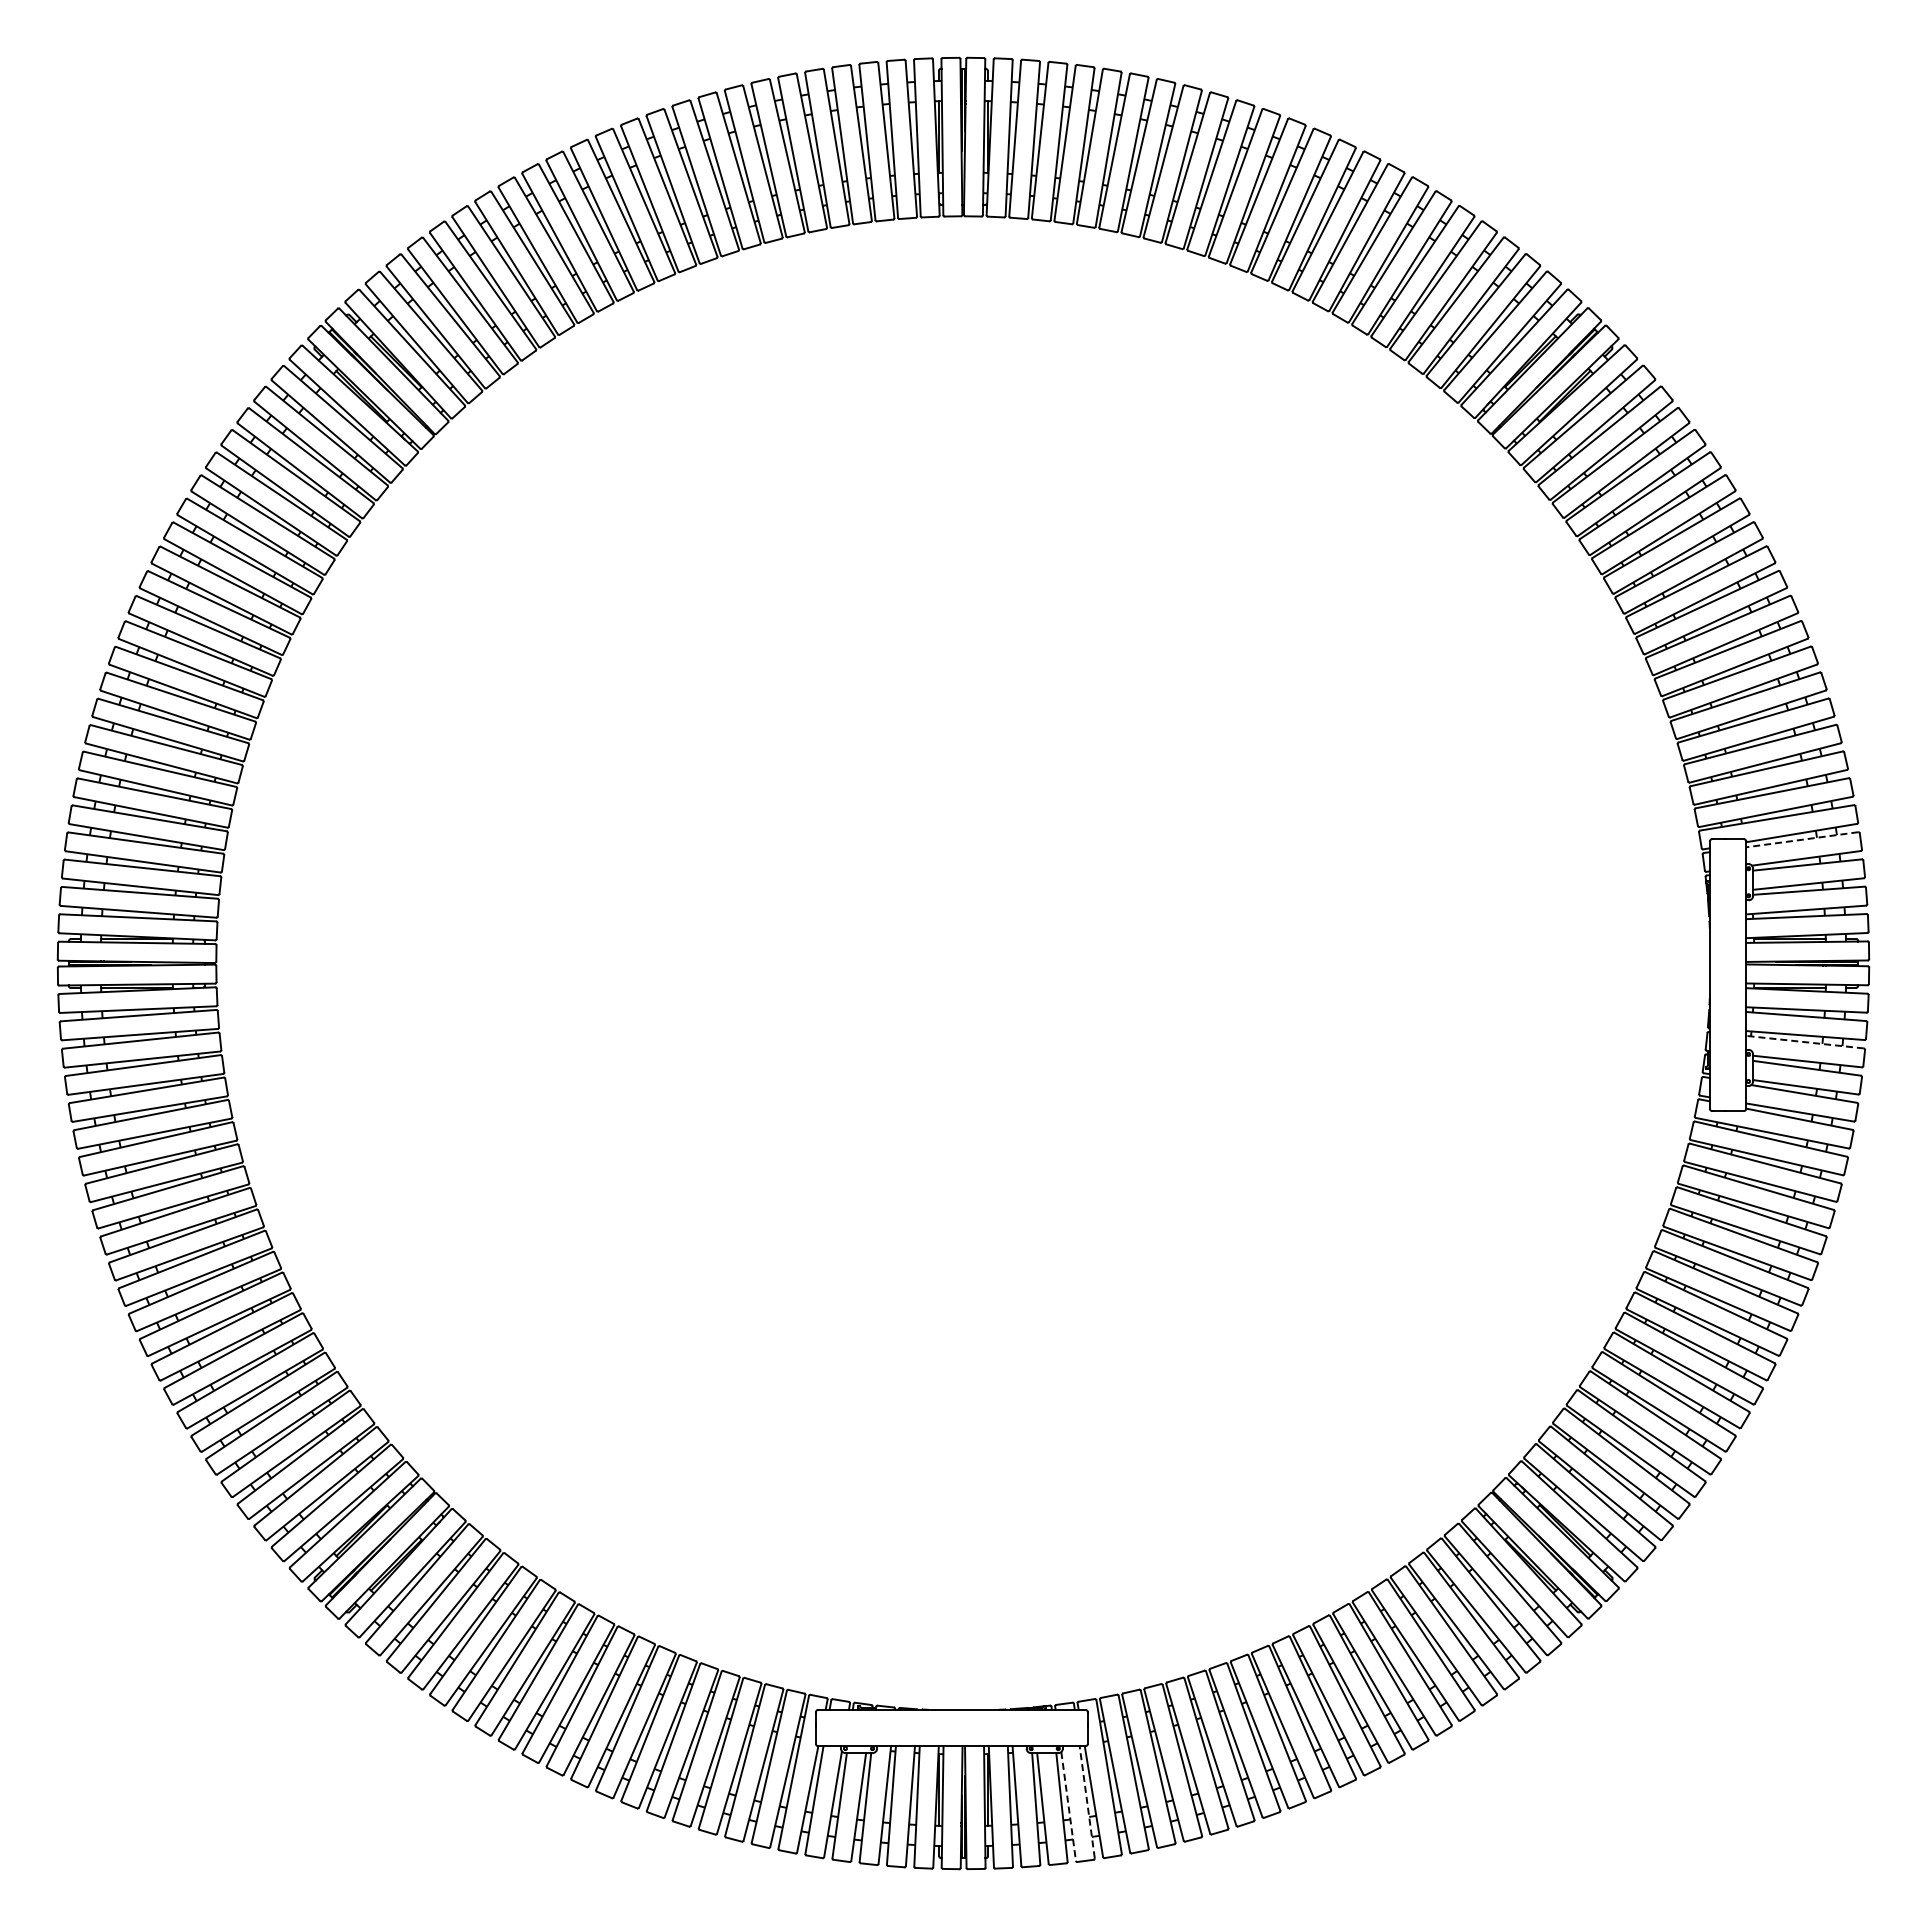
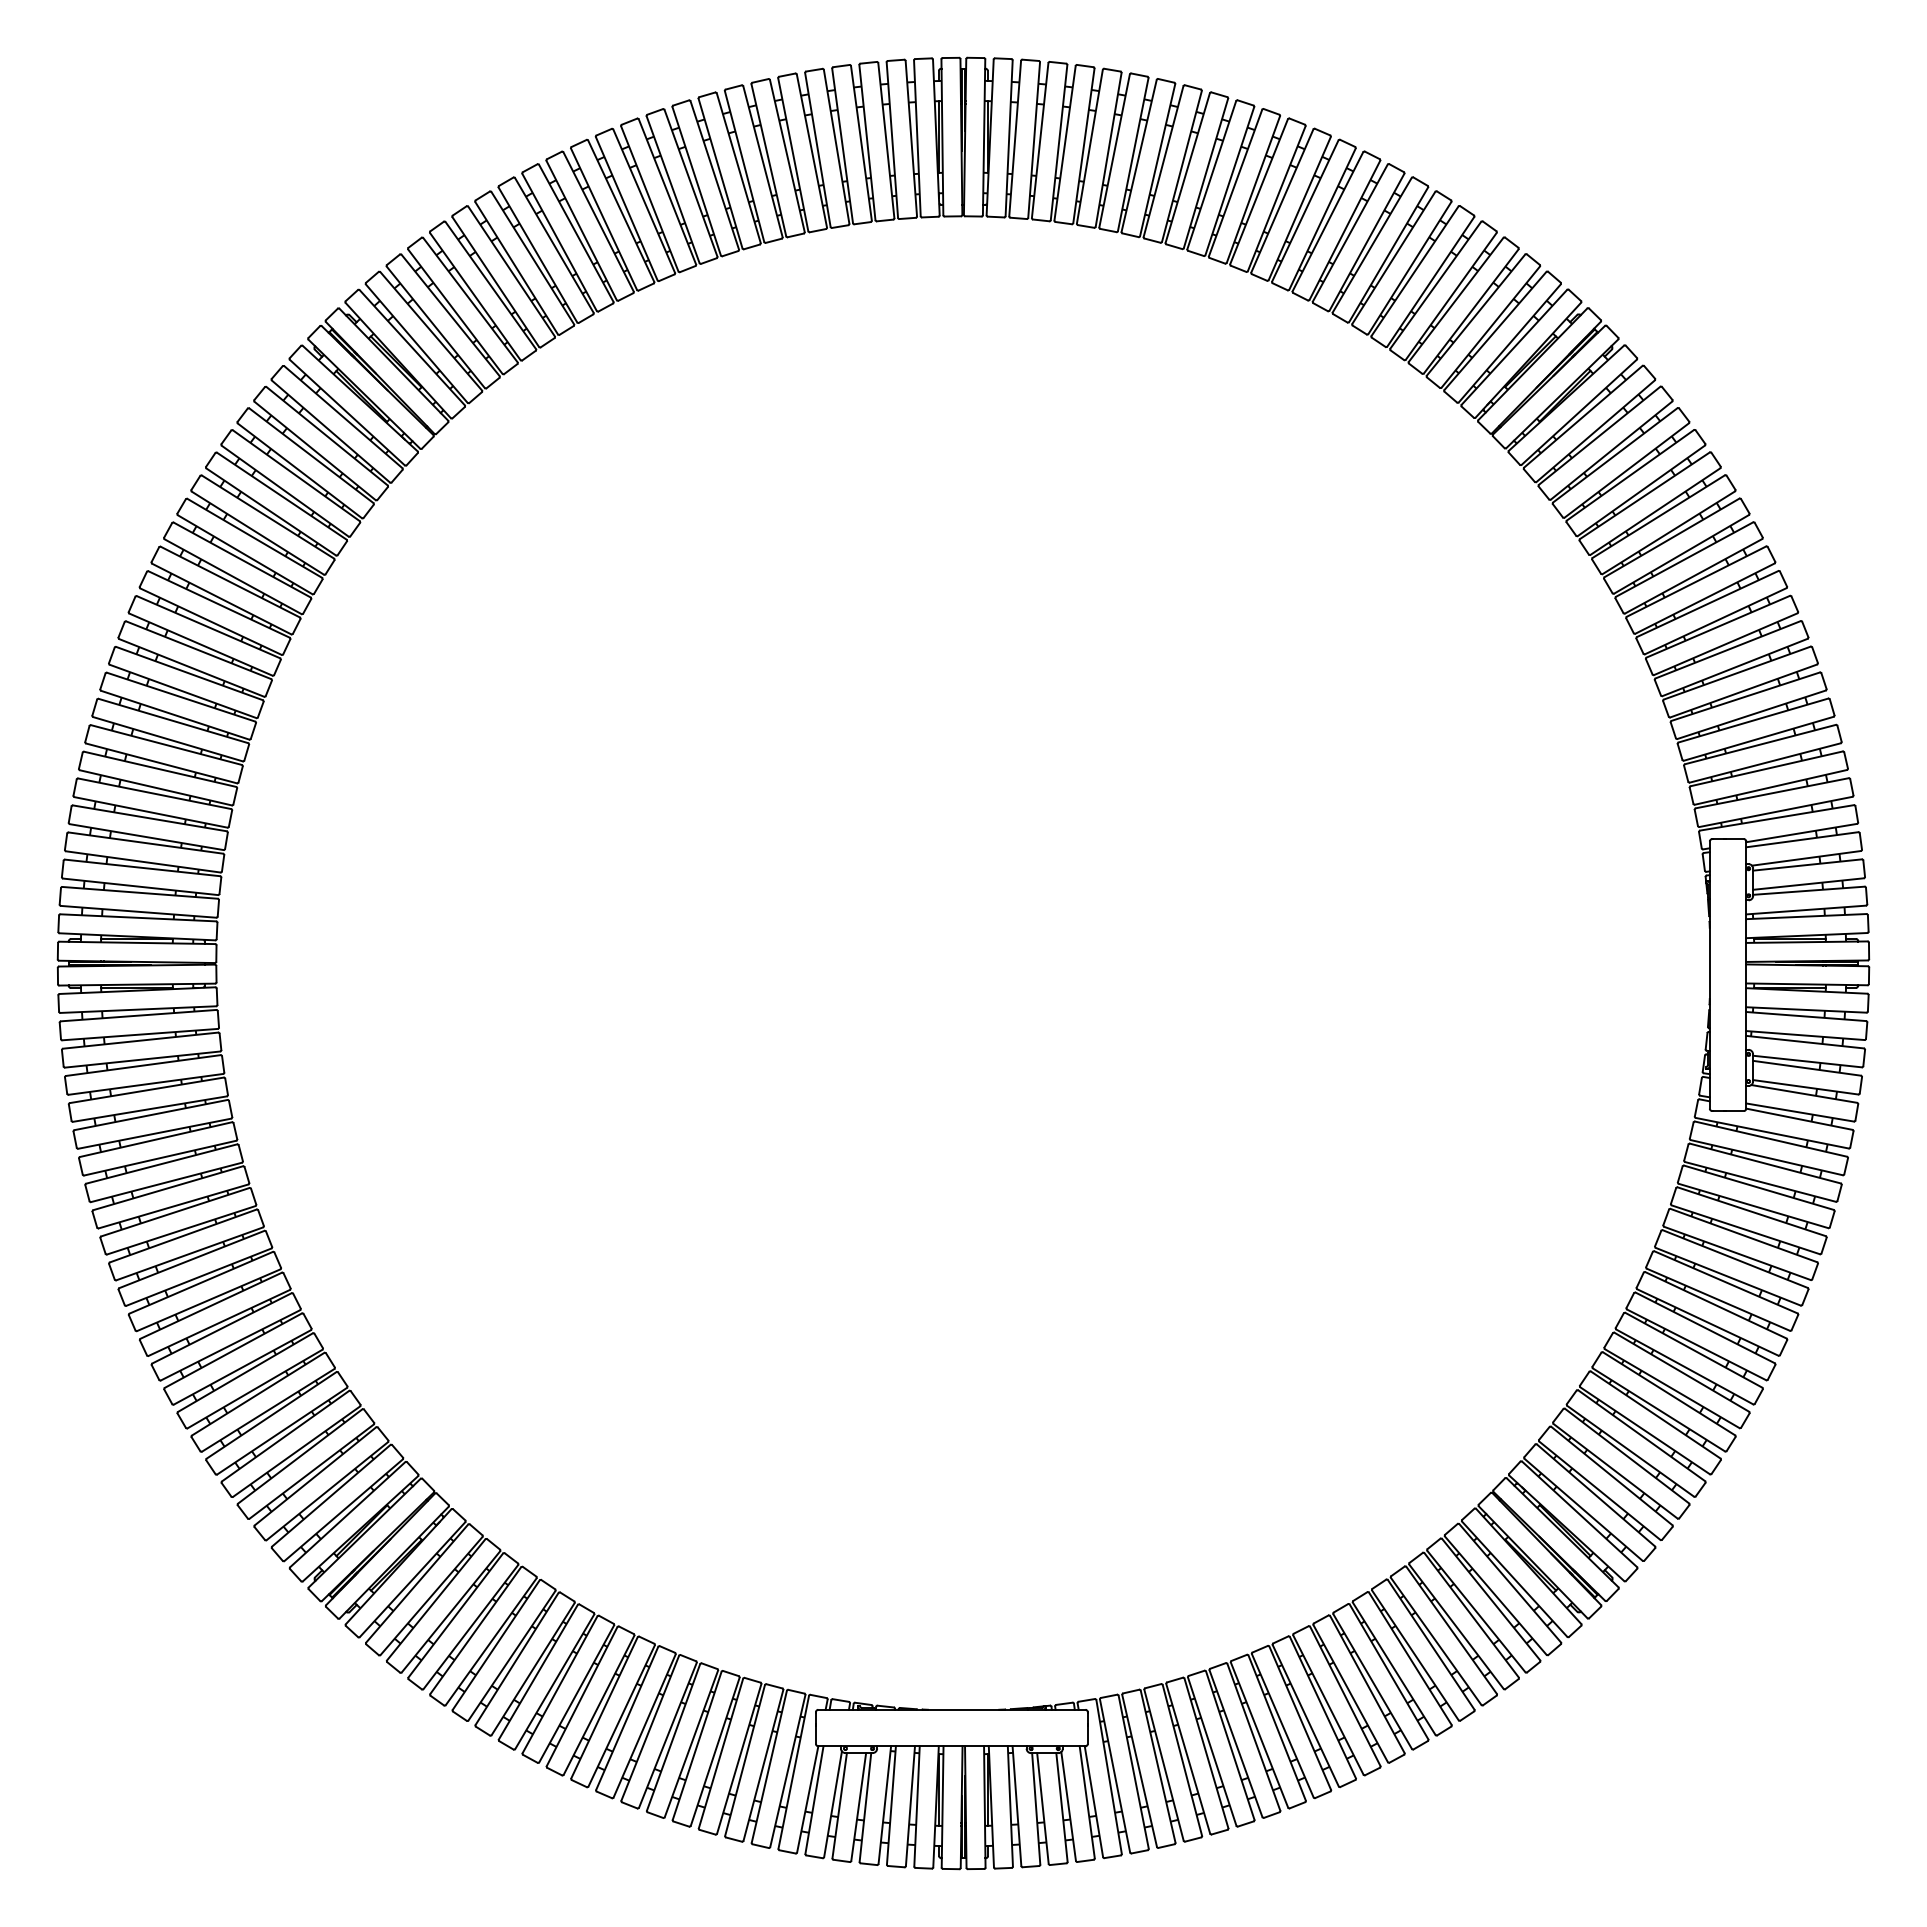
line: dashed -> solid (1801, 839)
line: dashed -> solid (1804, 1042)
line: dashed -> solid (1087, 1801)
line: dashed -> solid (1068, 1806)
